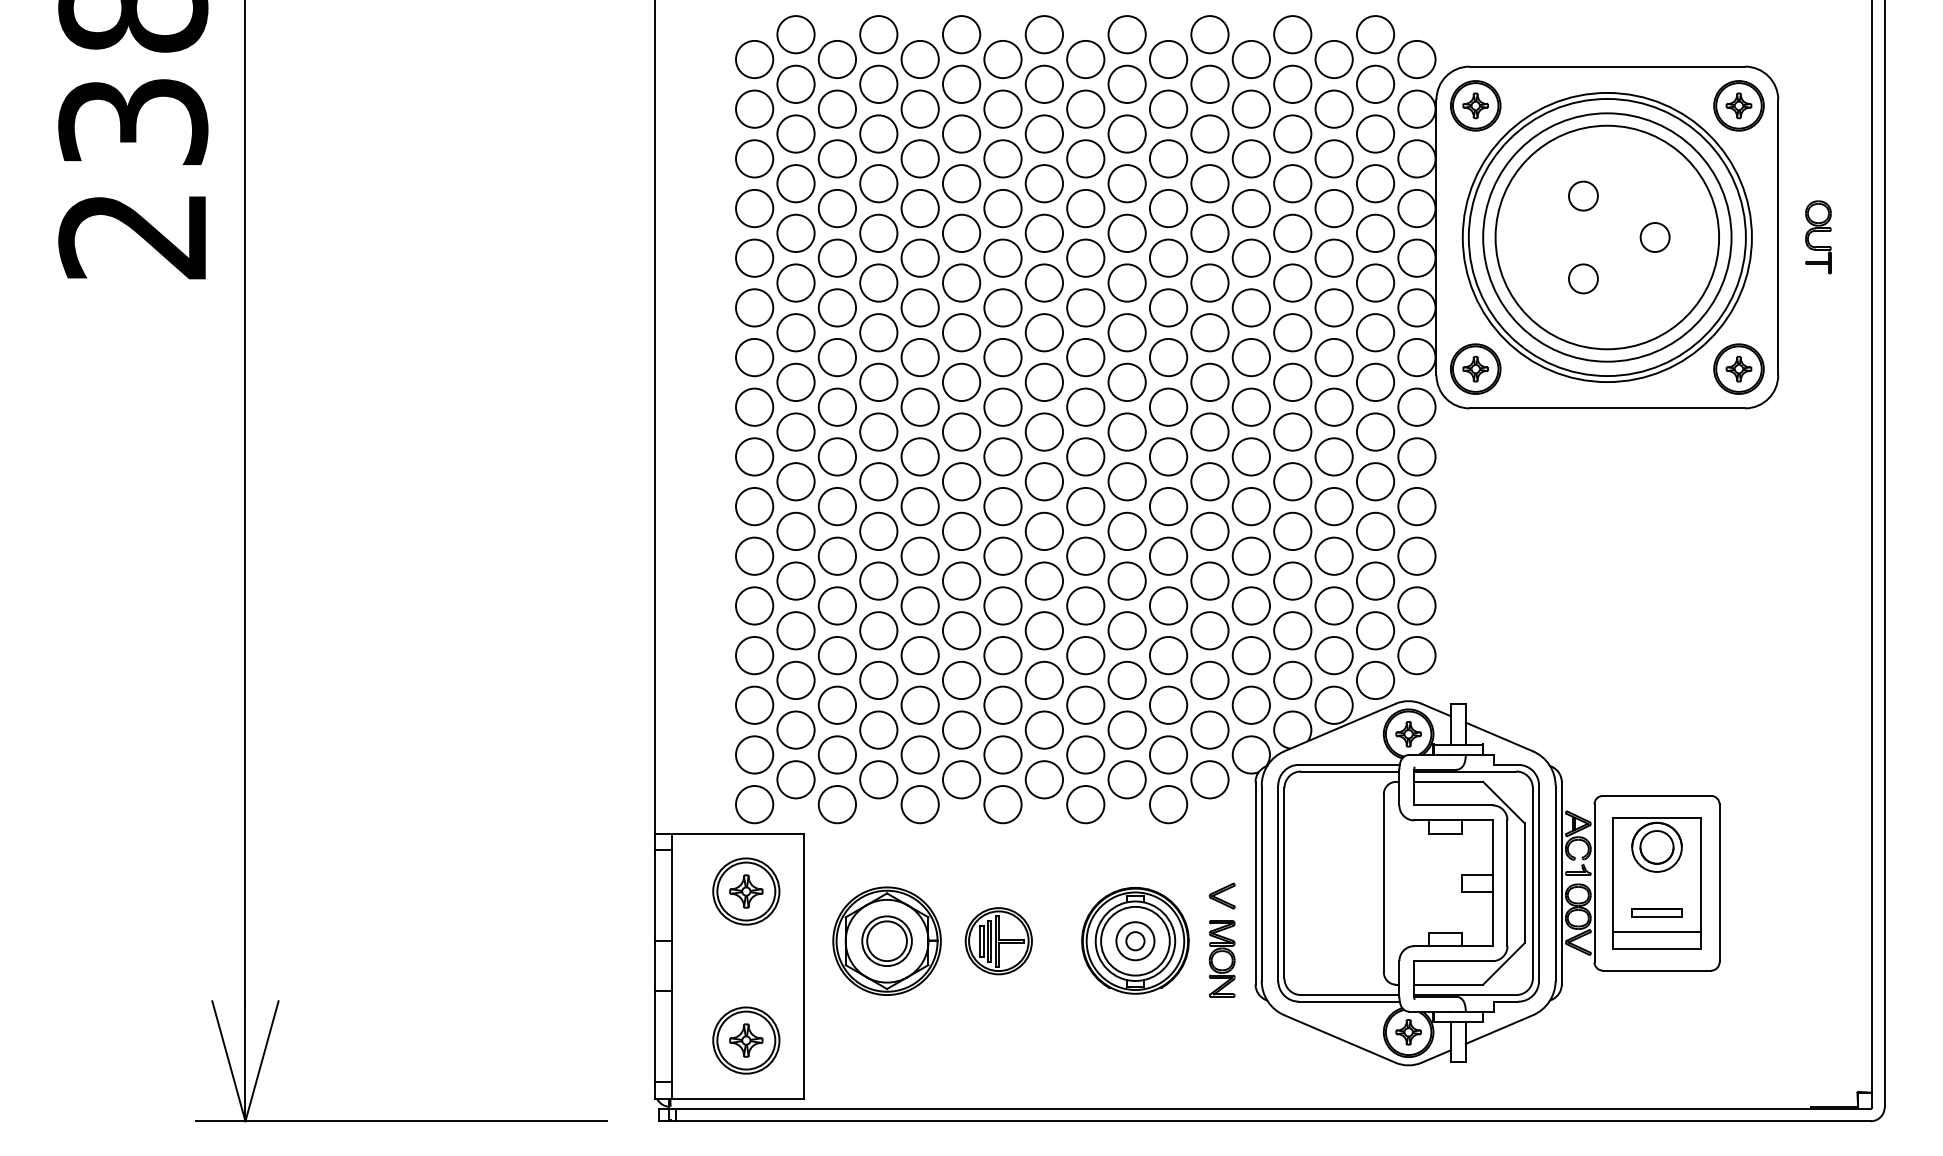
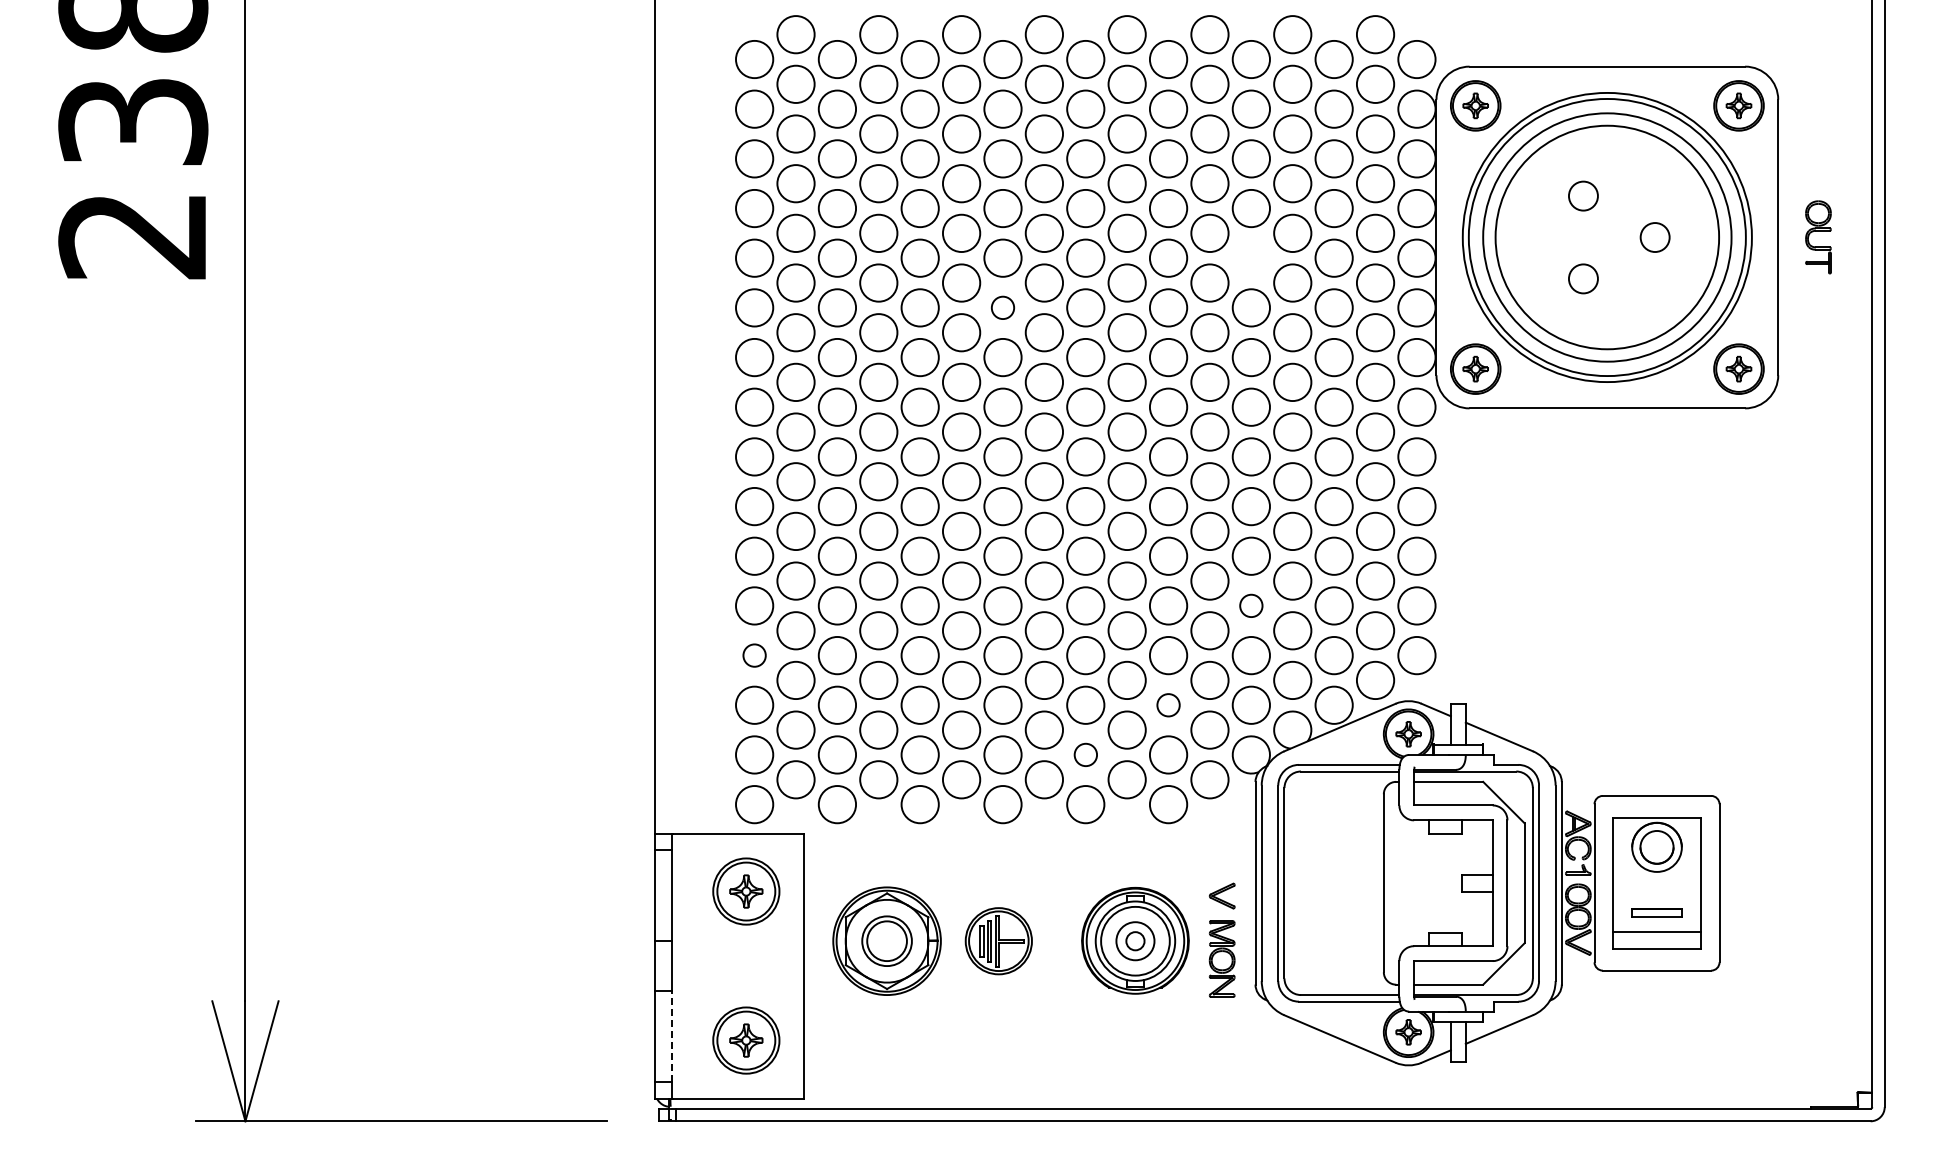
circle: present -> none (1250, 257)
circle diameter: 37 px -> 22 px (1002, 307)
circle diameter: 37 px -> 22 px (1251, 605)
circle diameter: 37 px -> 22 px (754, 655)
circle diameter: 37 px -> 22 px (1168, 705)
circle size: 40x40 px -> 25x25 px (1085, 754)
line: solid -> dashed (671, 1036)
